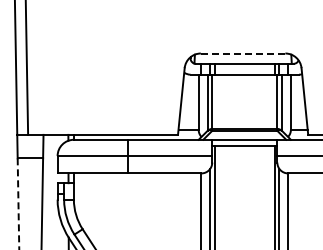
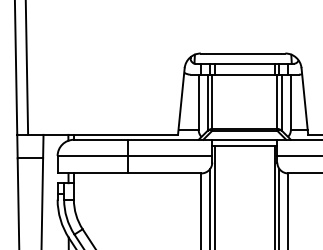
line: dashed -> solid (243, 53)
line: dashed -> solid (18, 204)
